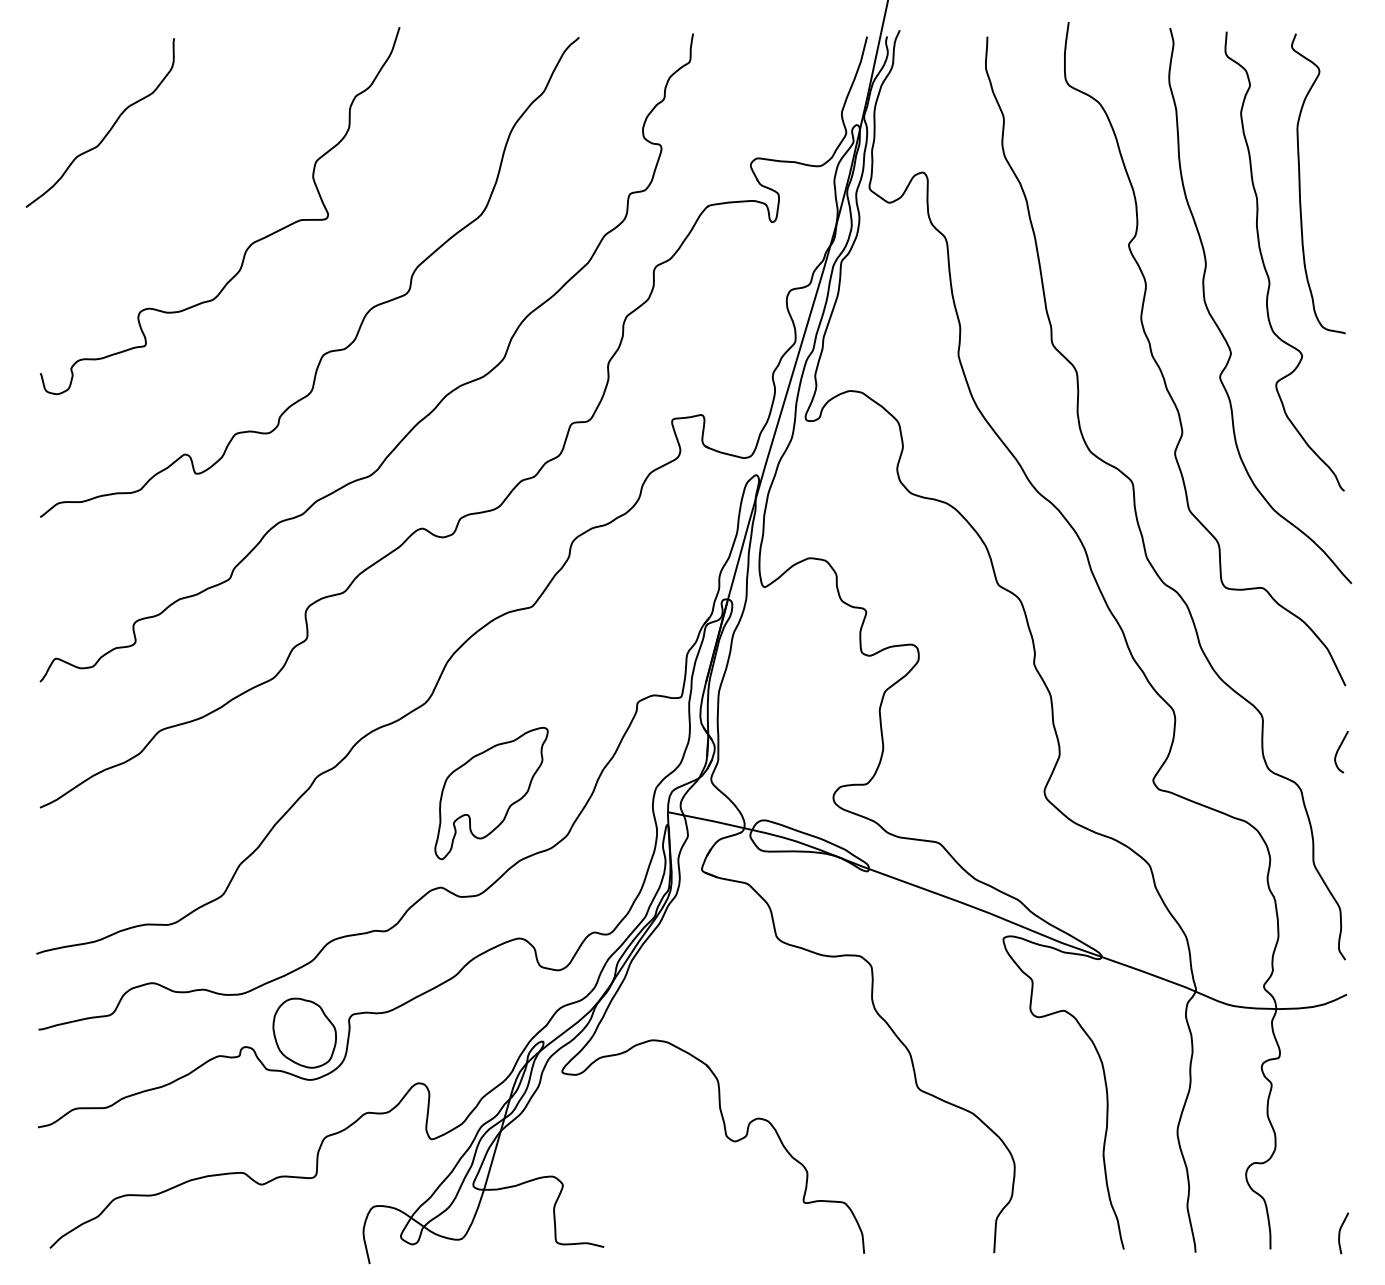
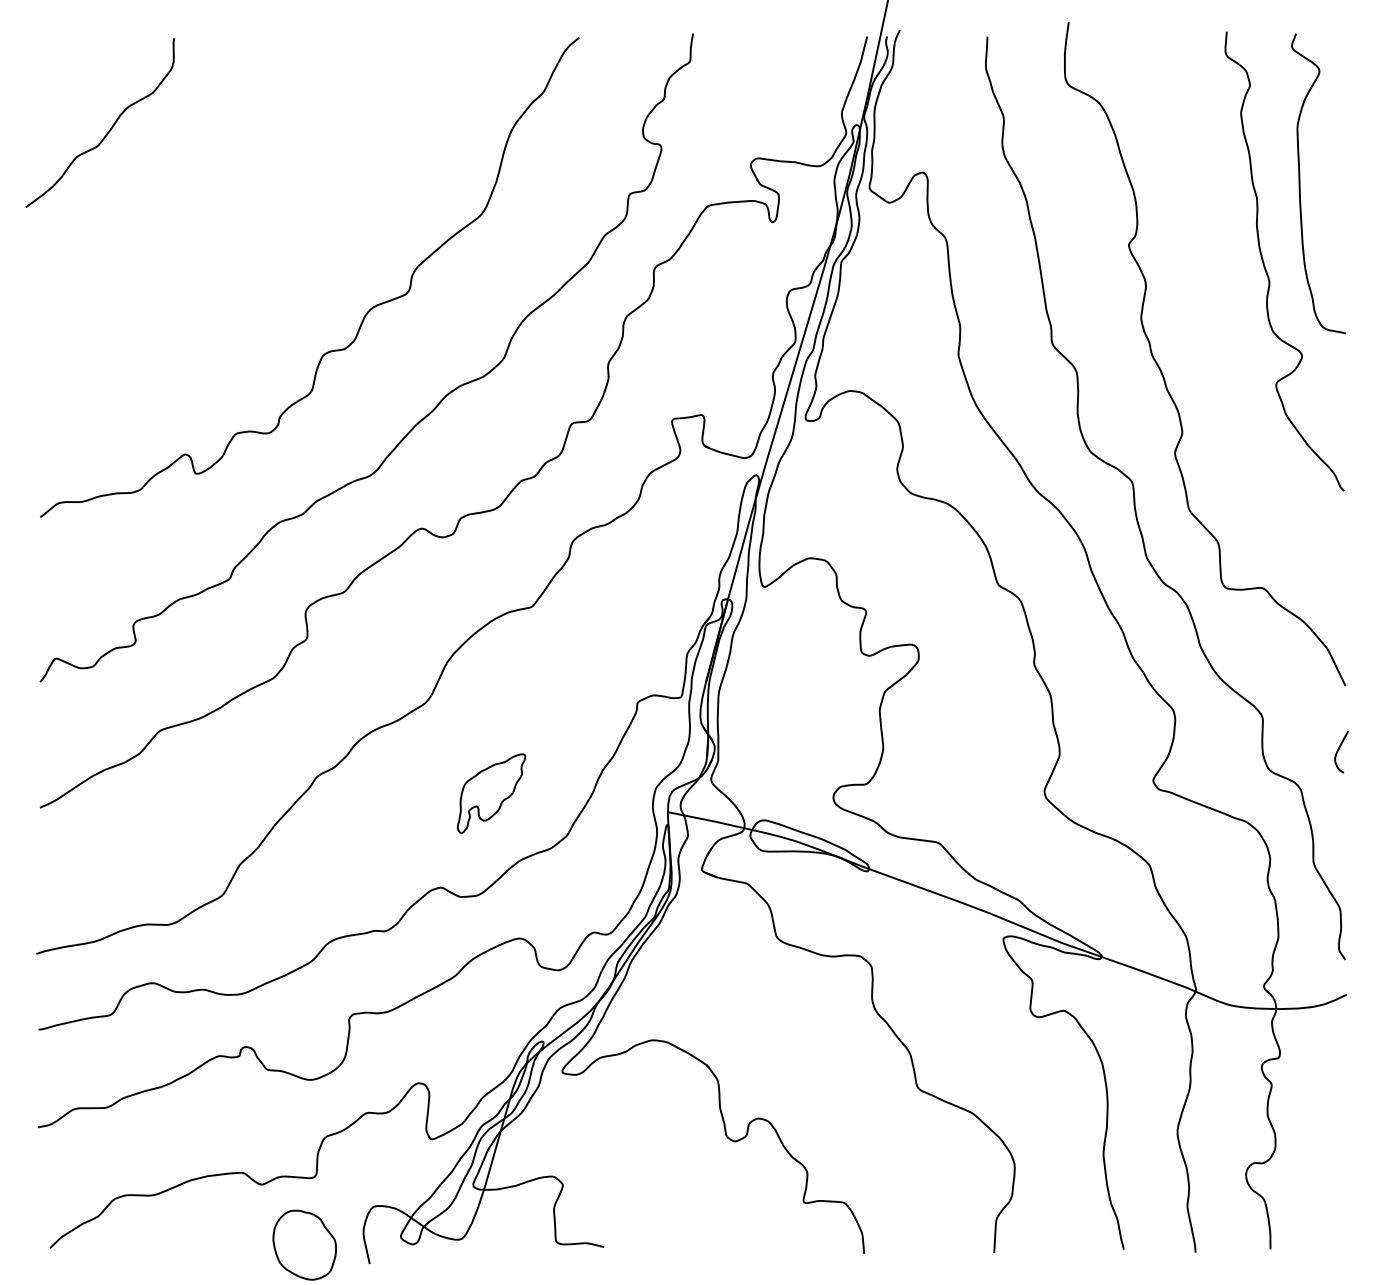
curve: present -> none (251, 243)
curve: present -> none (1219, 327)
part size: 115x134 px -> 71x81 px (491, 793)
part position: (304, 1032) -> (304, 1244) (304, 1244)
curve: present -> none (1340, 1233)
